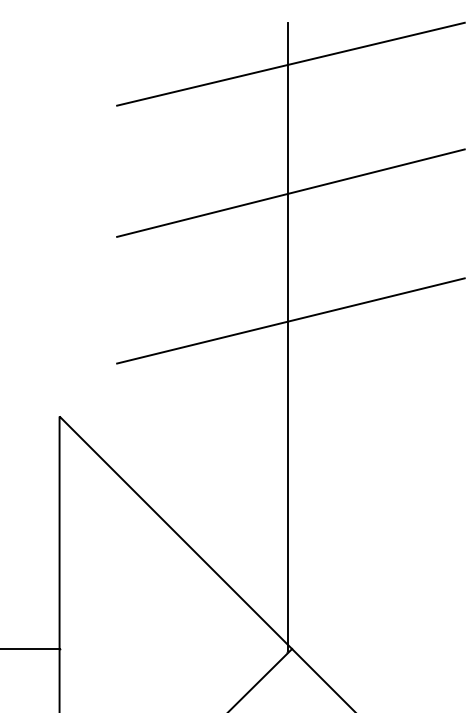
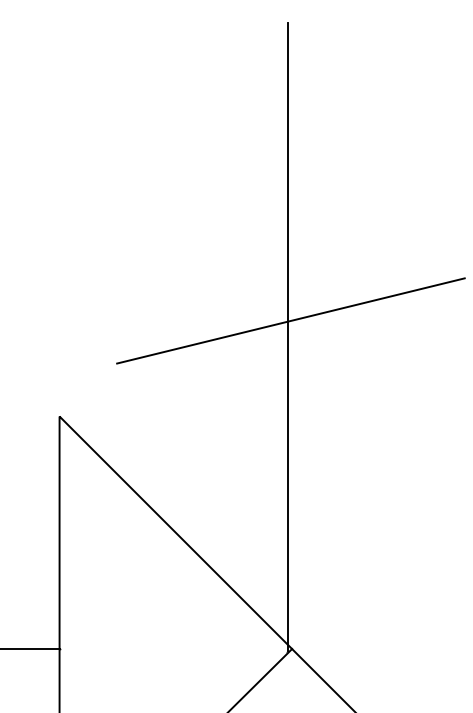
line: present -> none (290, 63)
line: present -> none (290, 192)
